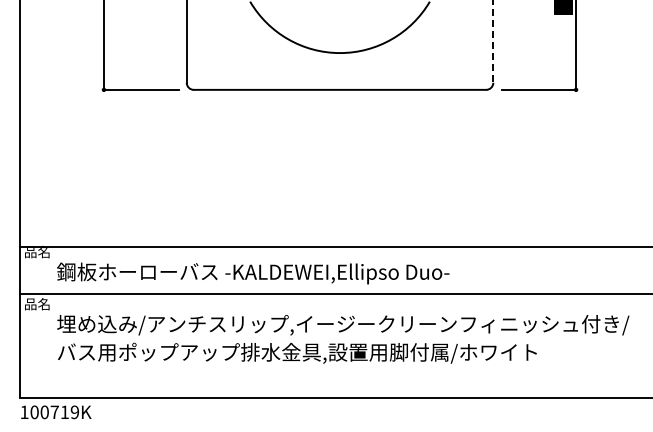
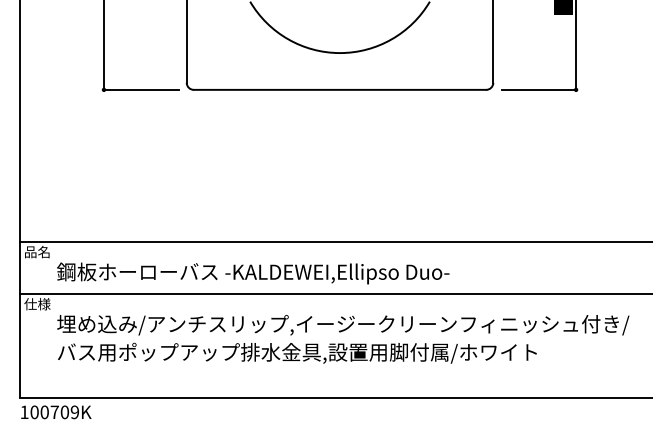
line: dashed -> solid (493, 41)
line position: (334, 247) -> (334, 242) (334, 242)
text: 品名 -> 仕様 (37, 304)
text: 100719K -> 100709K (64, 412)
